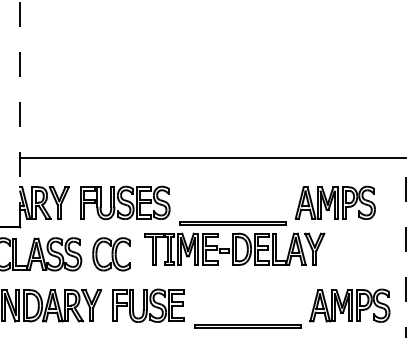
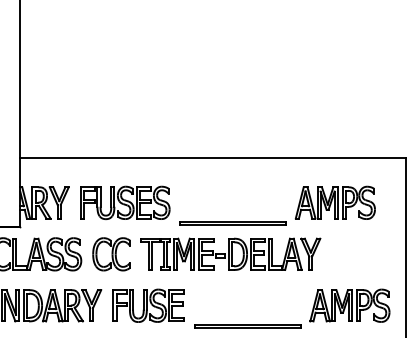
line: dashed -> solid (20, 113)
line: dashed -> solid (405, 247)
part position: (234, 248) -> (230, 253) (230, 253)
